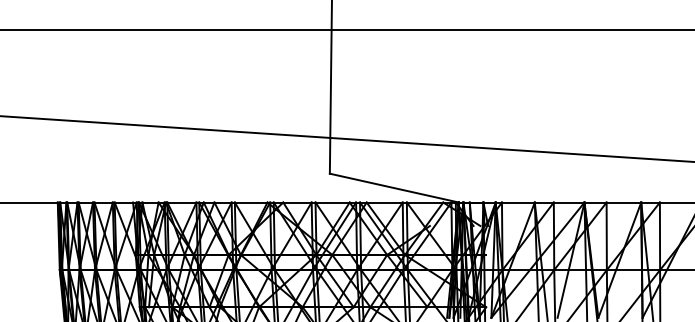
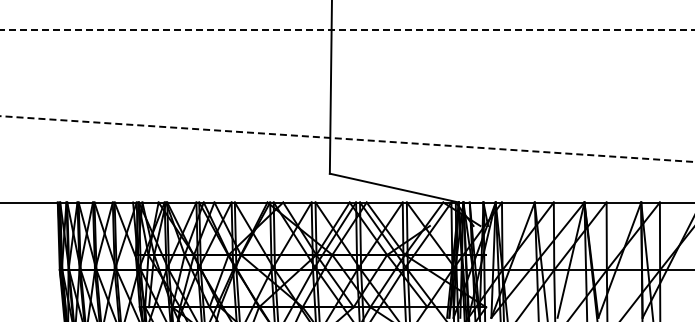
line: solid -> dashed (347, 29)
line: solid -> dashed (346, 139)
